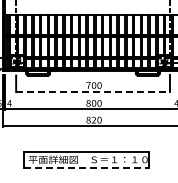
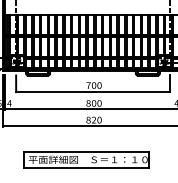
line: dashed -> solid (92, 91)
line: dashed -> solid (86, 167)
